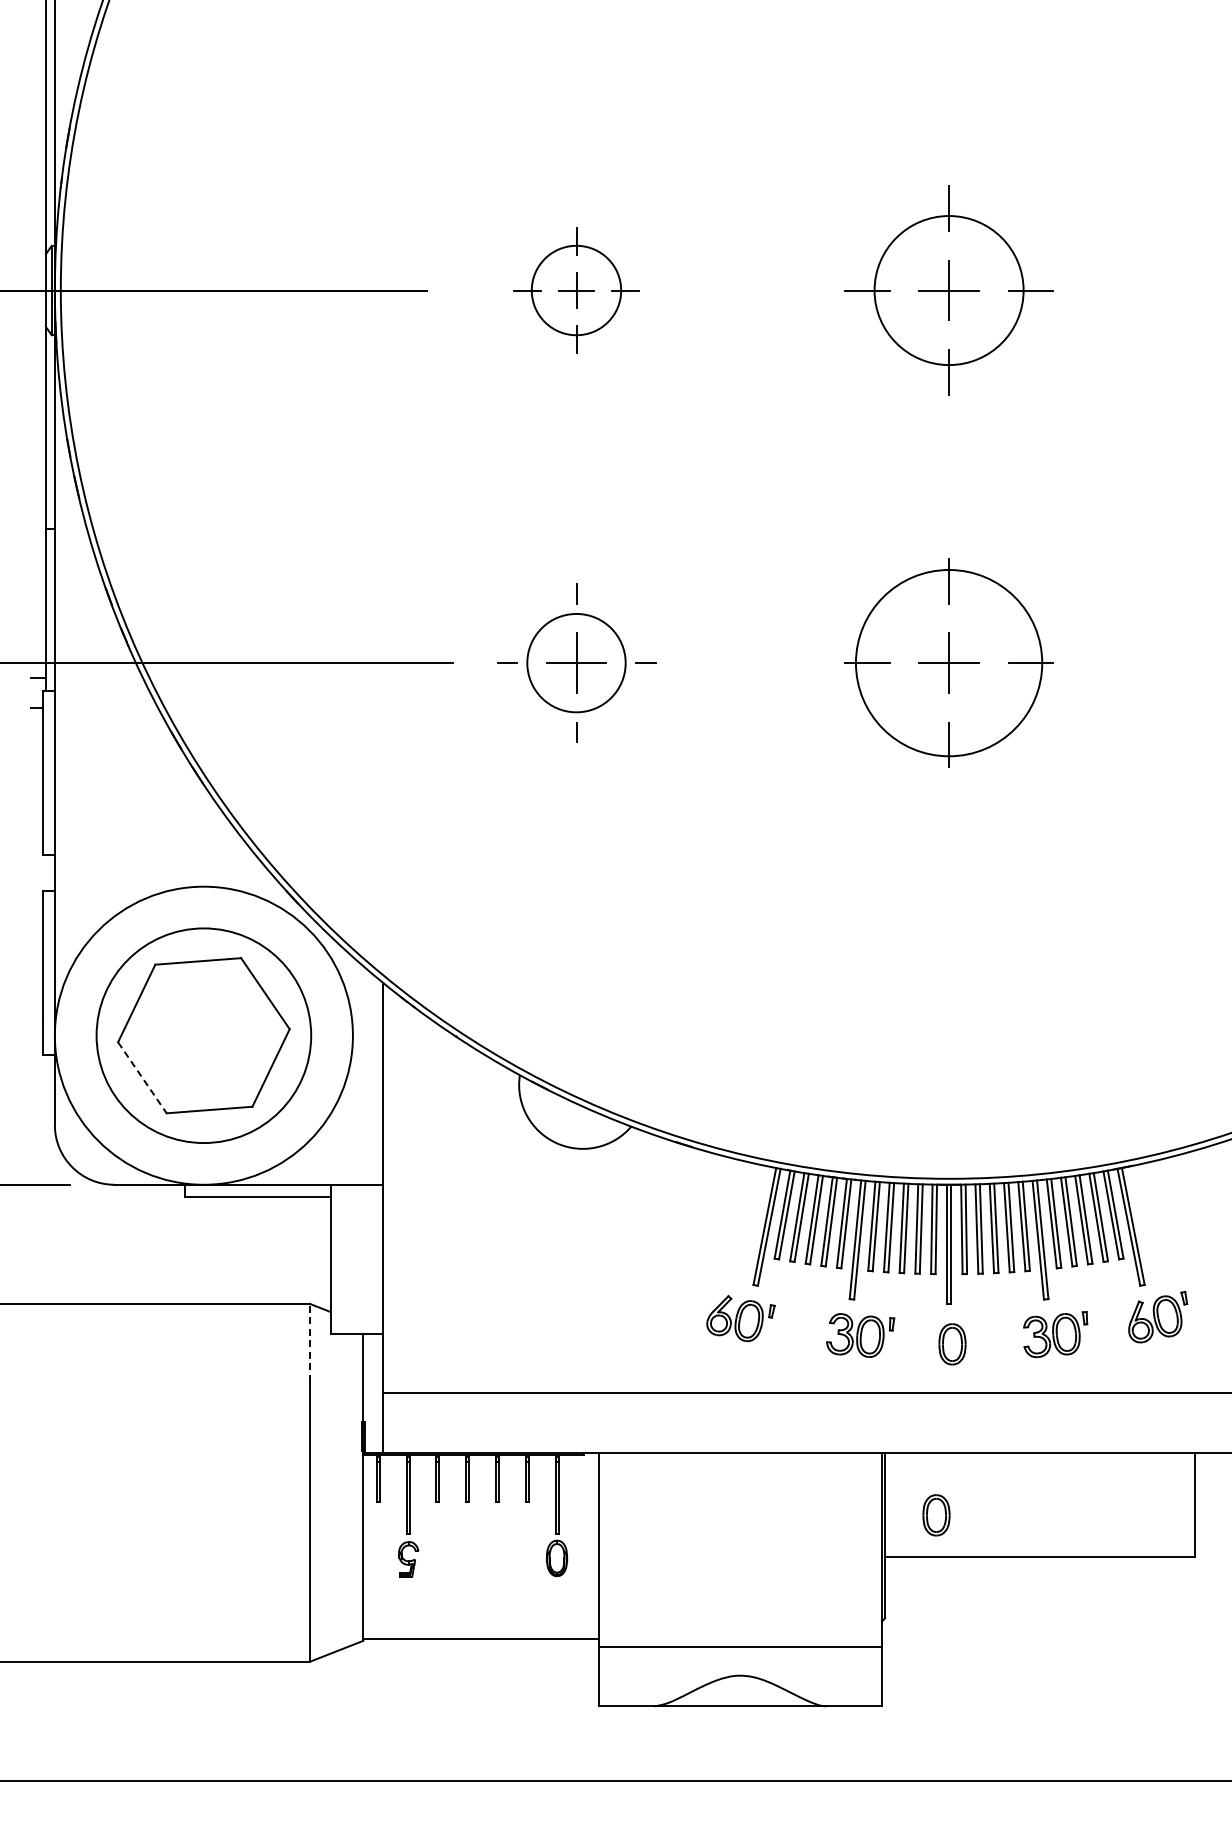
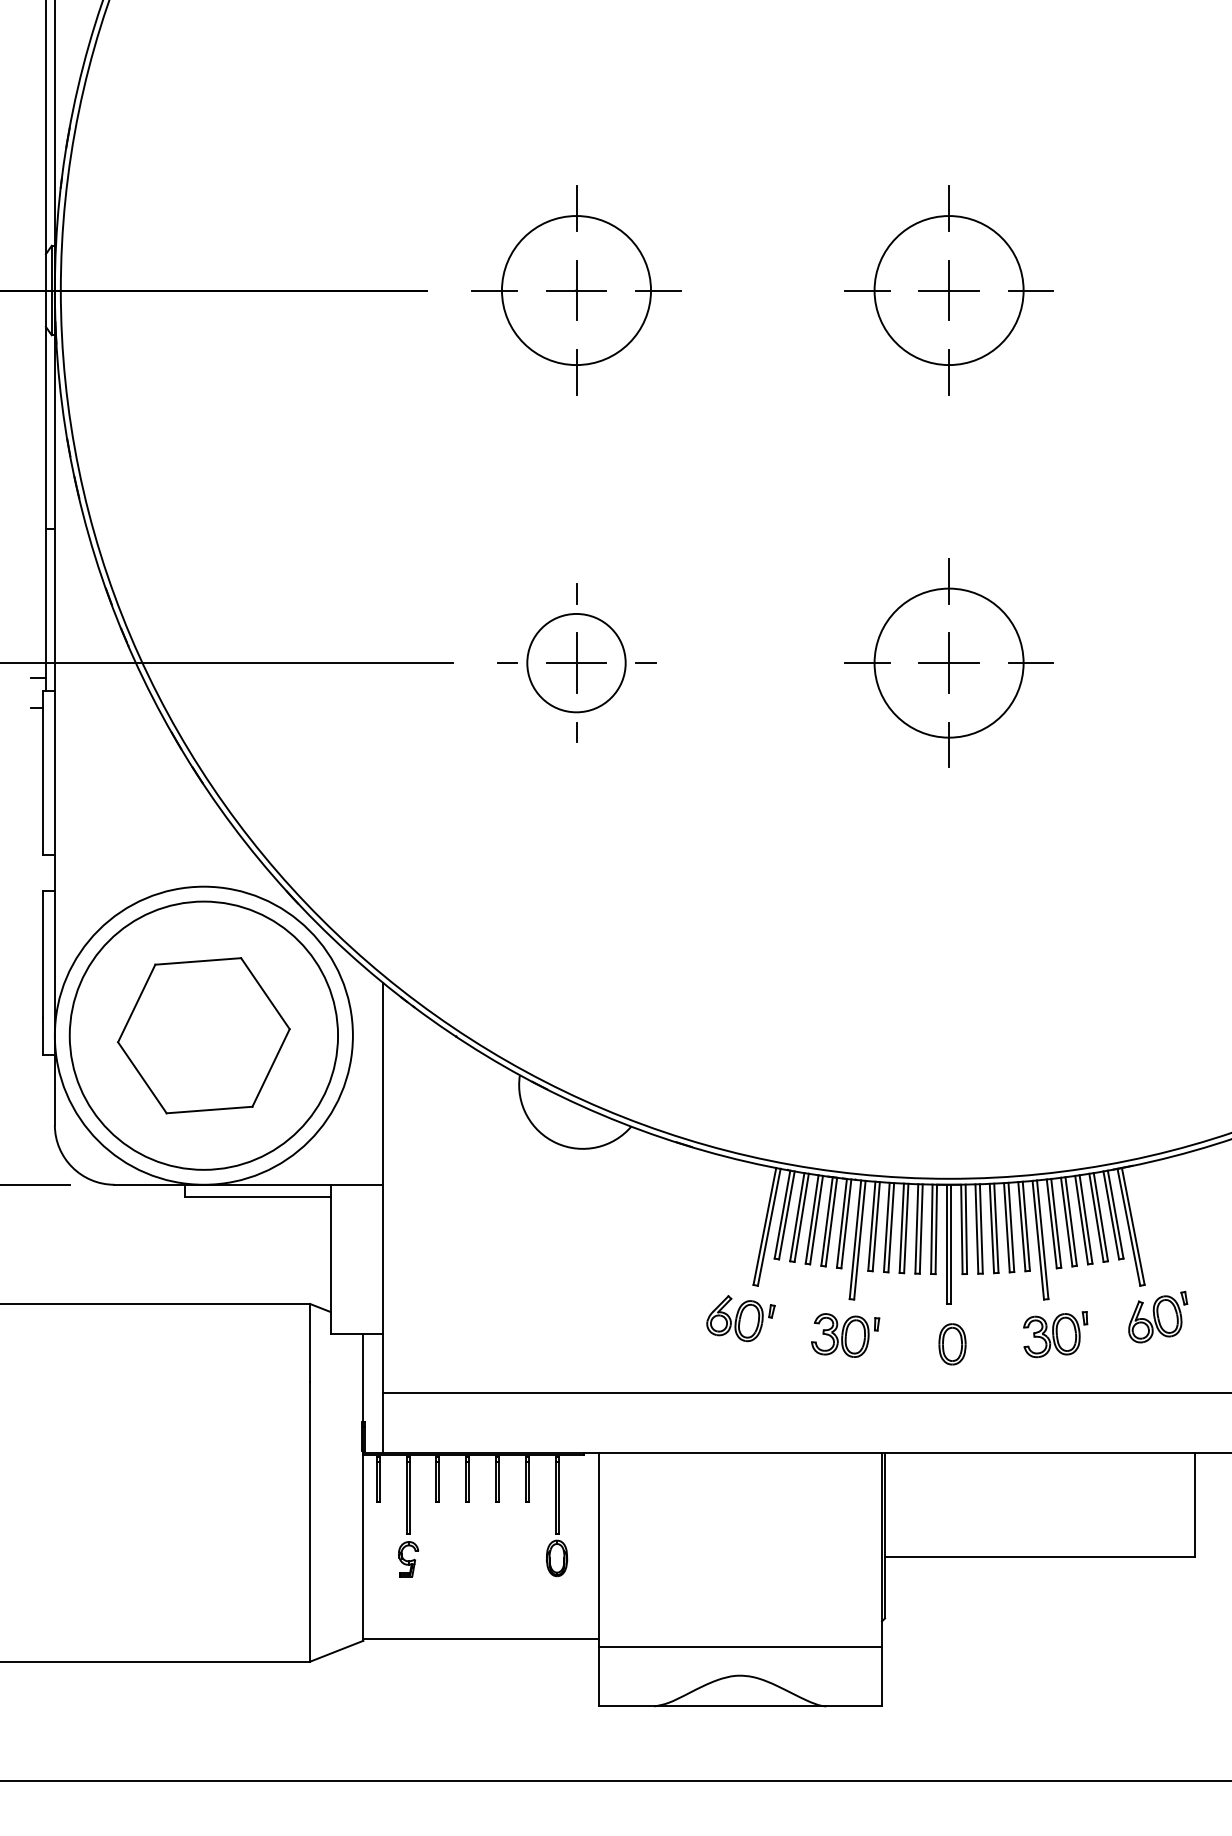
part size: 127x127 px -> 211x211 px (576, 290)
circle diameter: 186 px -> 149 px (948, 662)
circle diameter: 215 px -> 268 px (203, 1035)
line: dashed -> solid (142, 1078)
part position: (860, 1335) -> (845, 1335) (845, 1335)
line: dashed -> solid (310, 1342)
part: present -> none (936, 1515)
